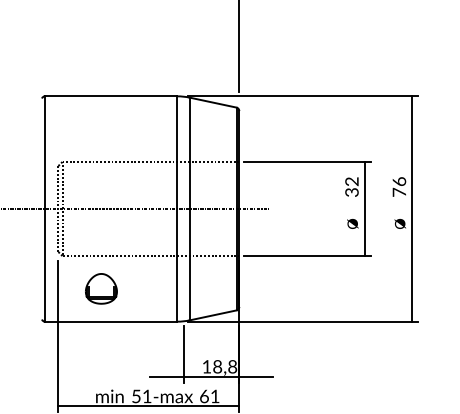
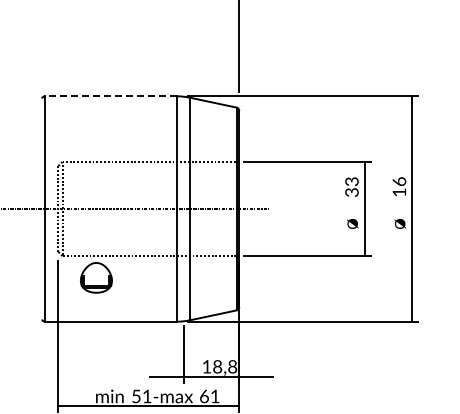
line: solid -> dashed (110, 96)
text: 32 -> 33 (353, 181)
text: 76 -> 16 (399, 191)
part position: (101, 288) -> (96, 277) (96, 277)
